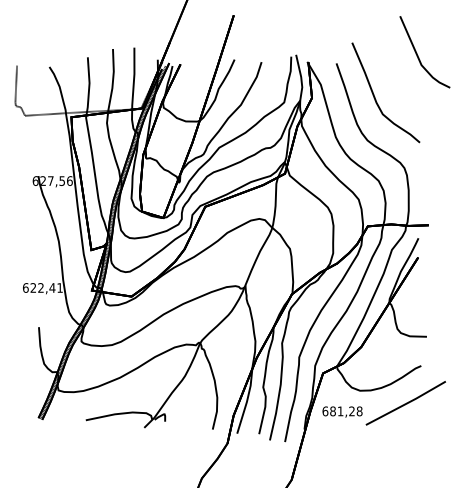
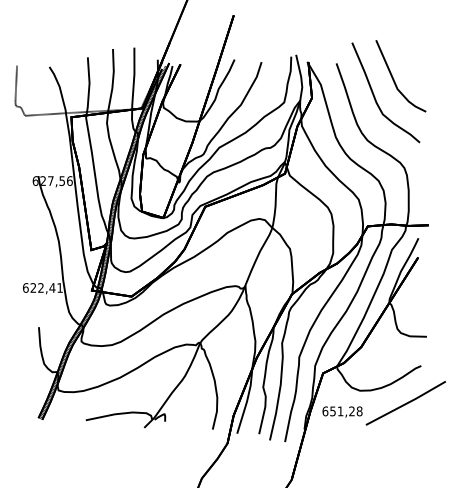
part position: (418, 55) -> (394, 79) (394, 79)
text: 681,28 -> 651,28 (332, 411)
